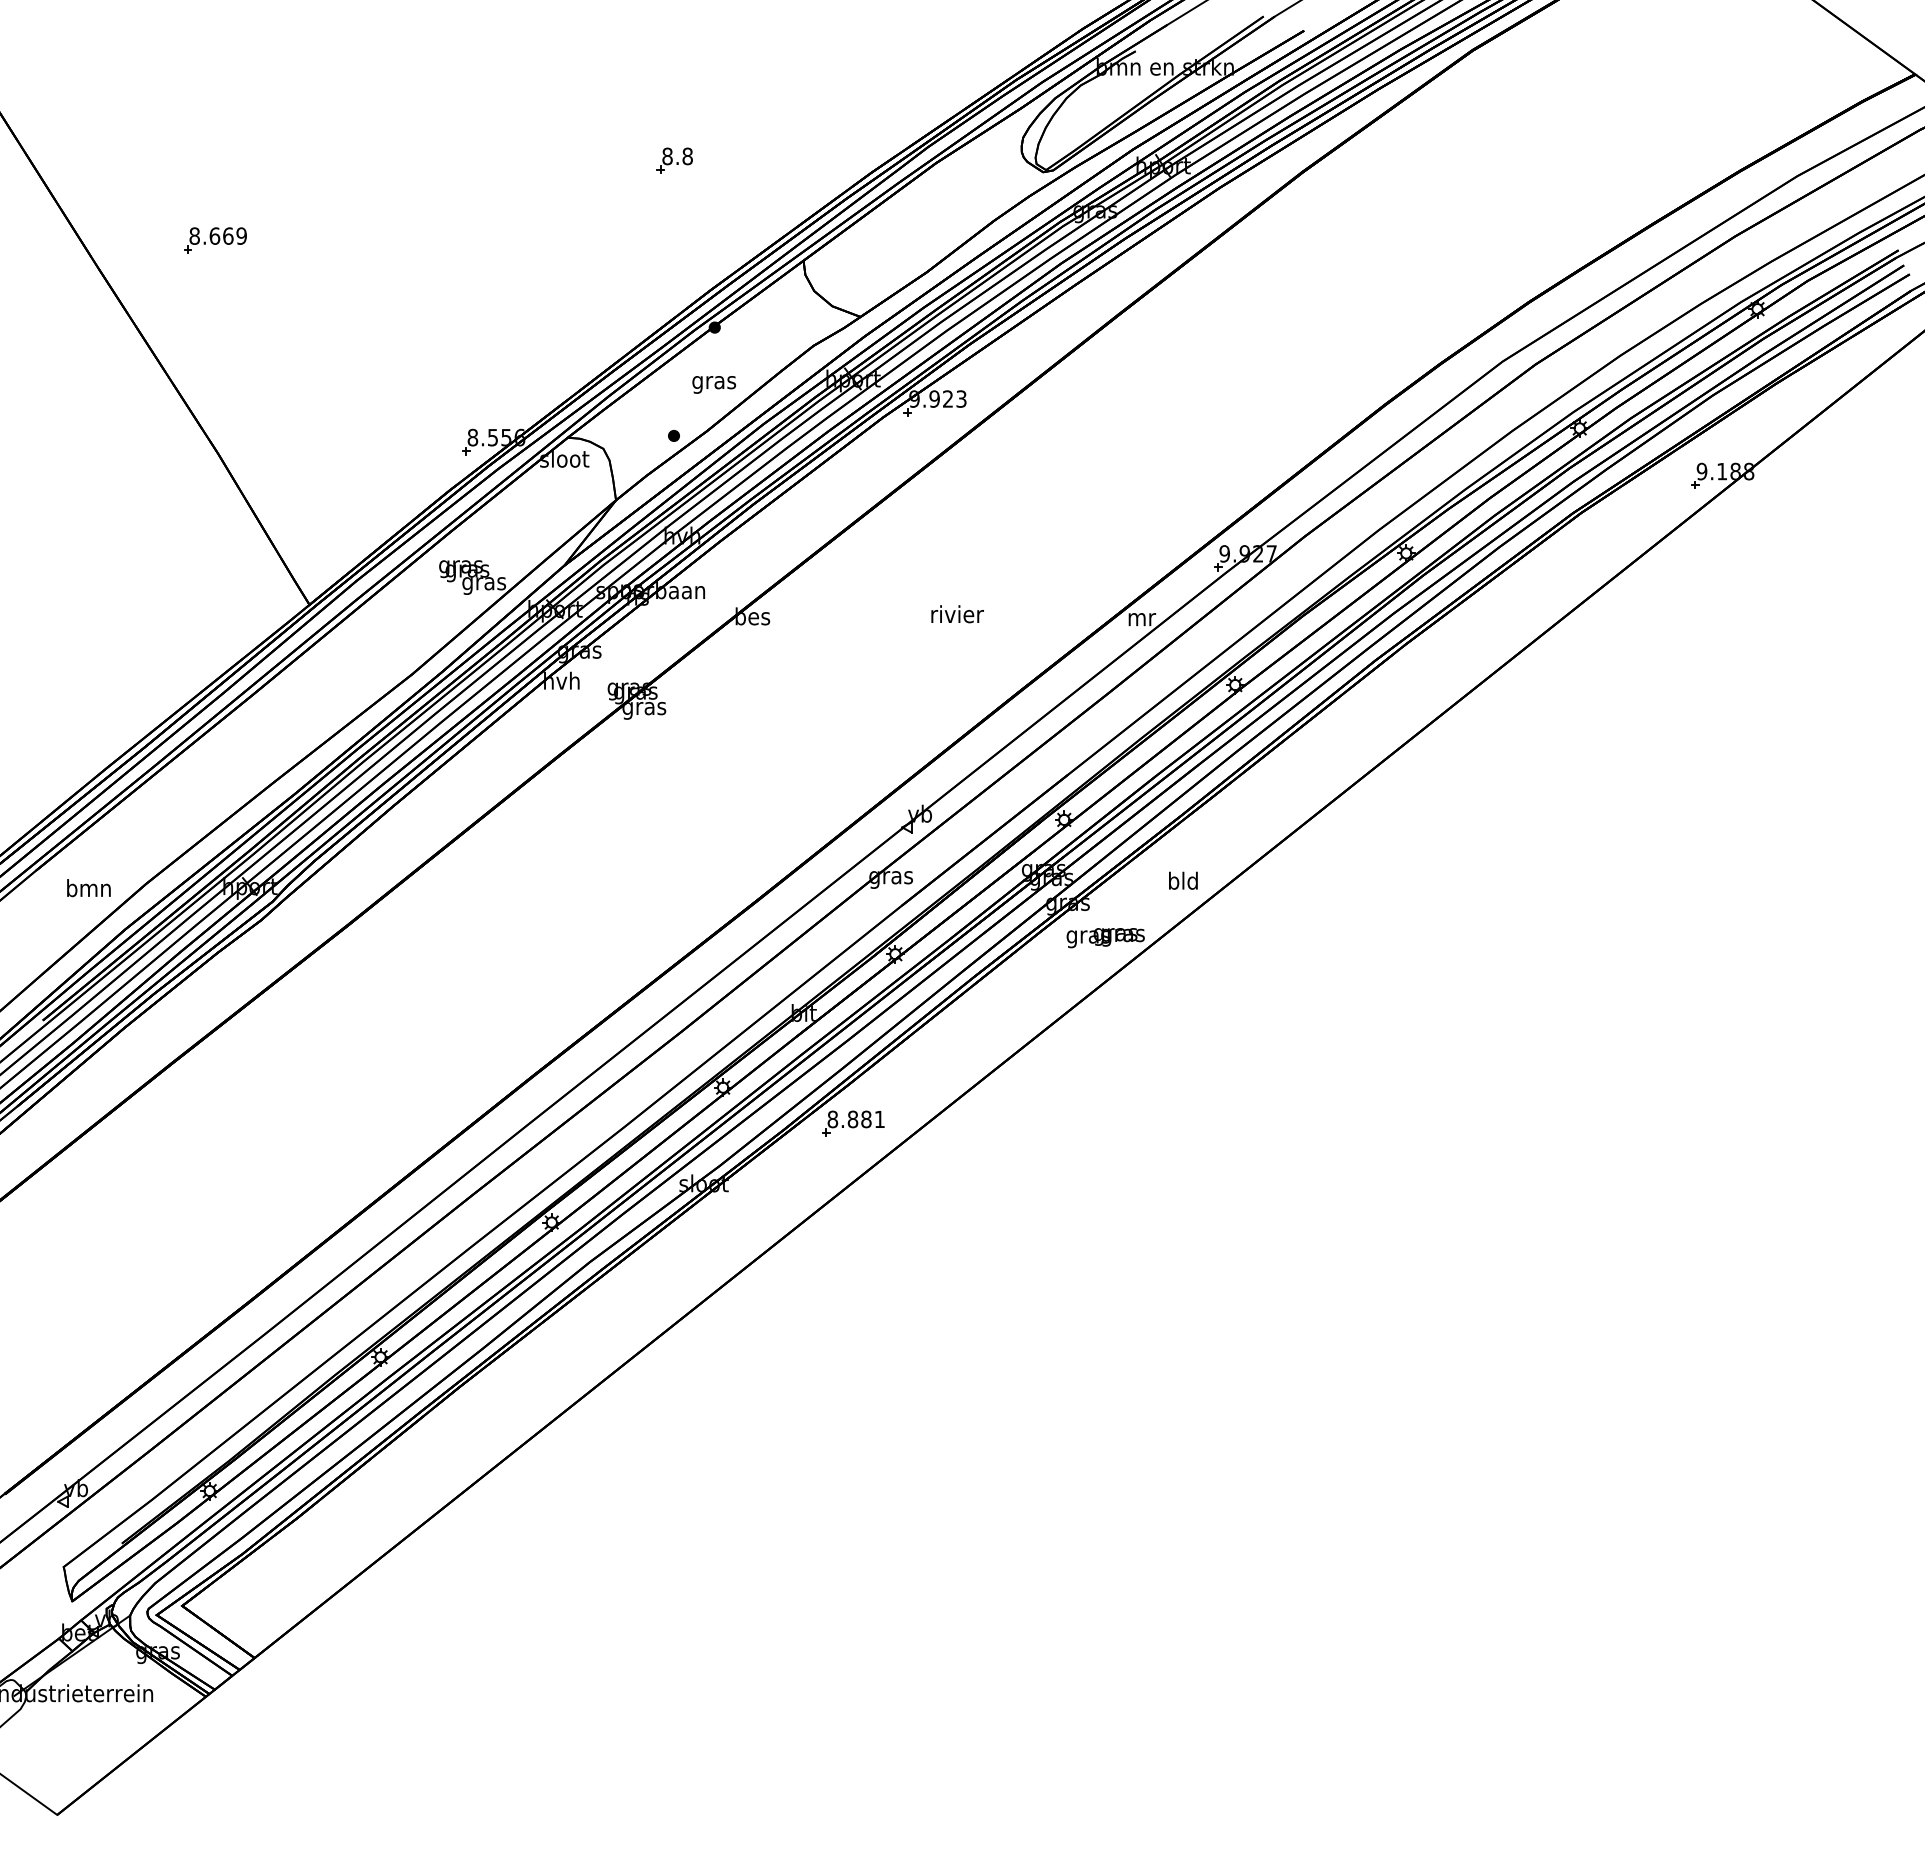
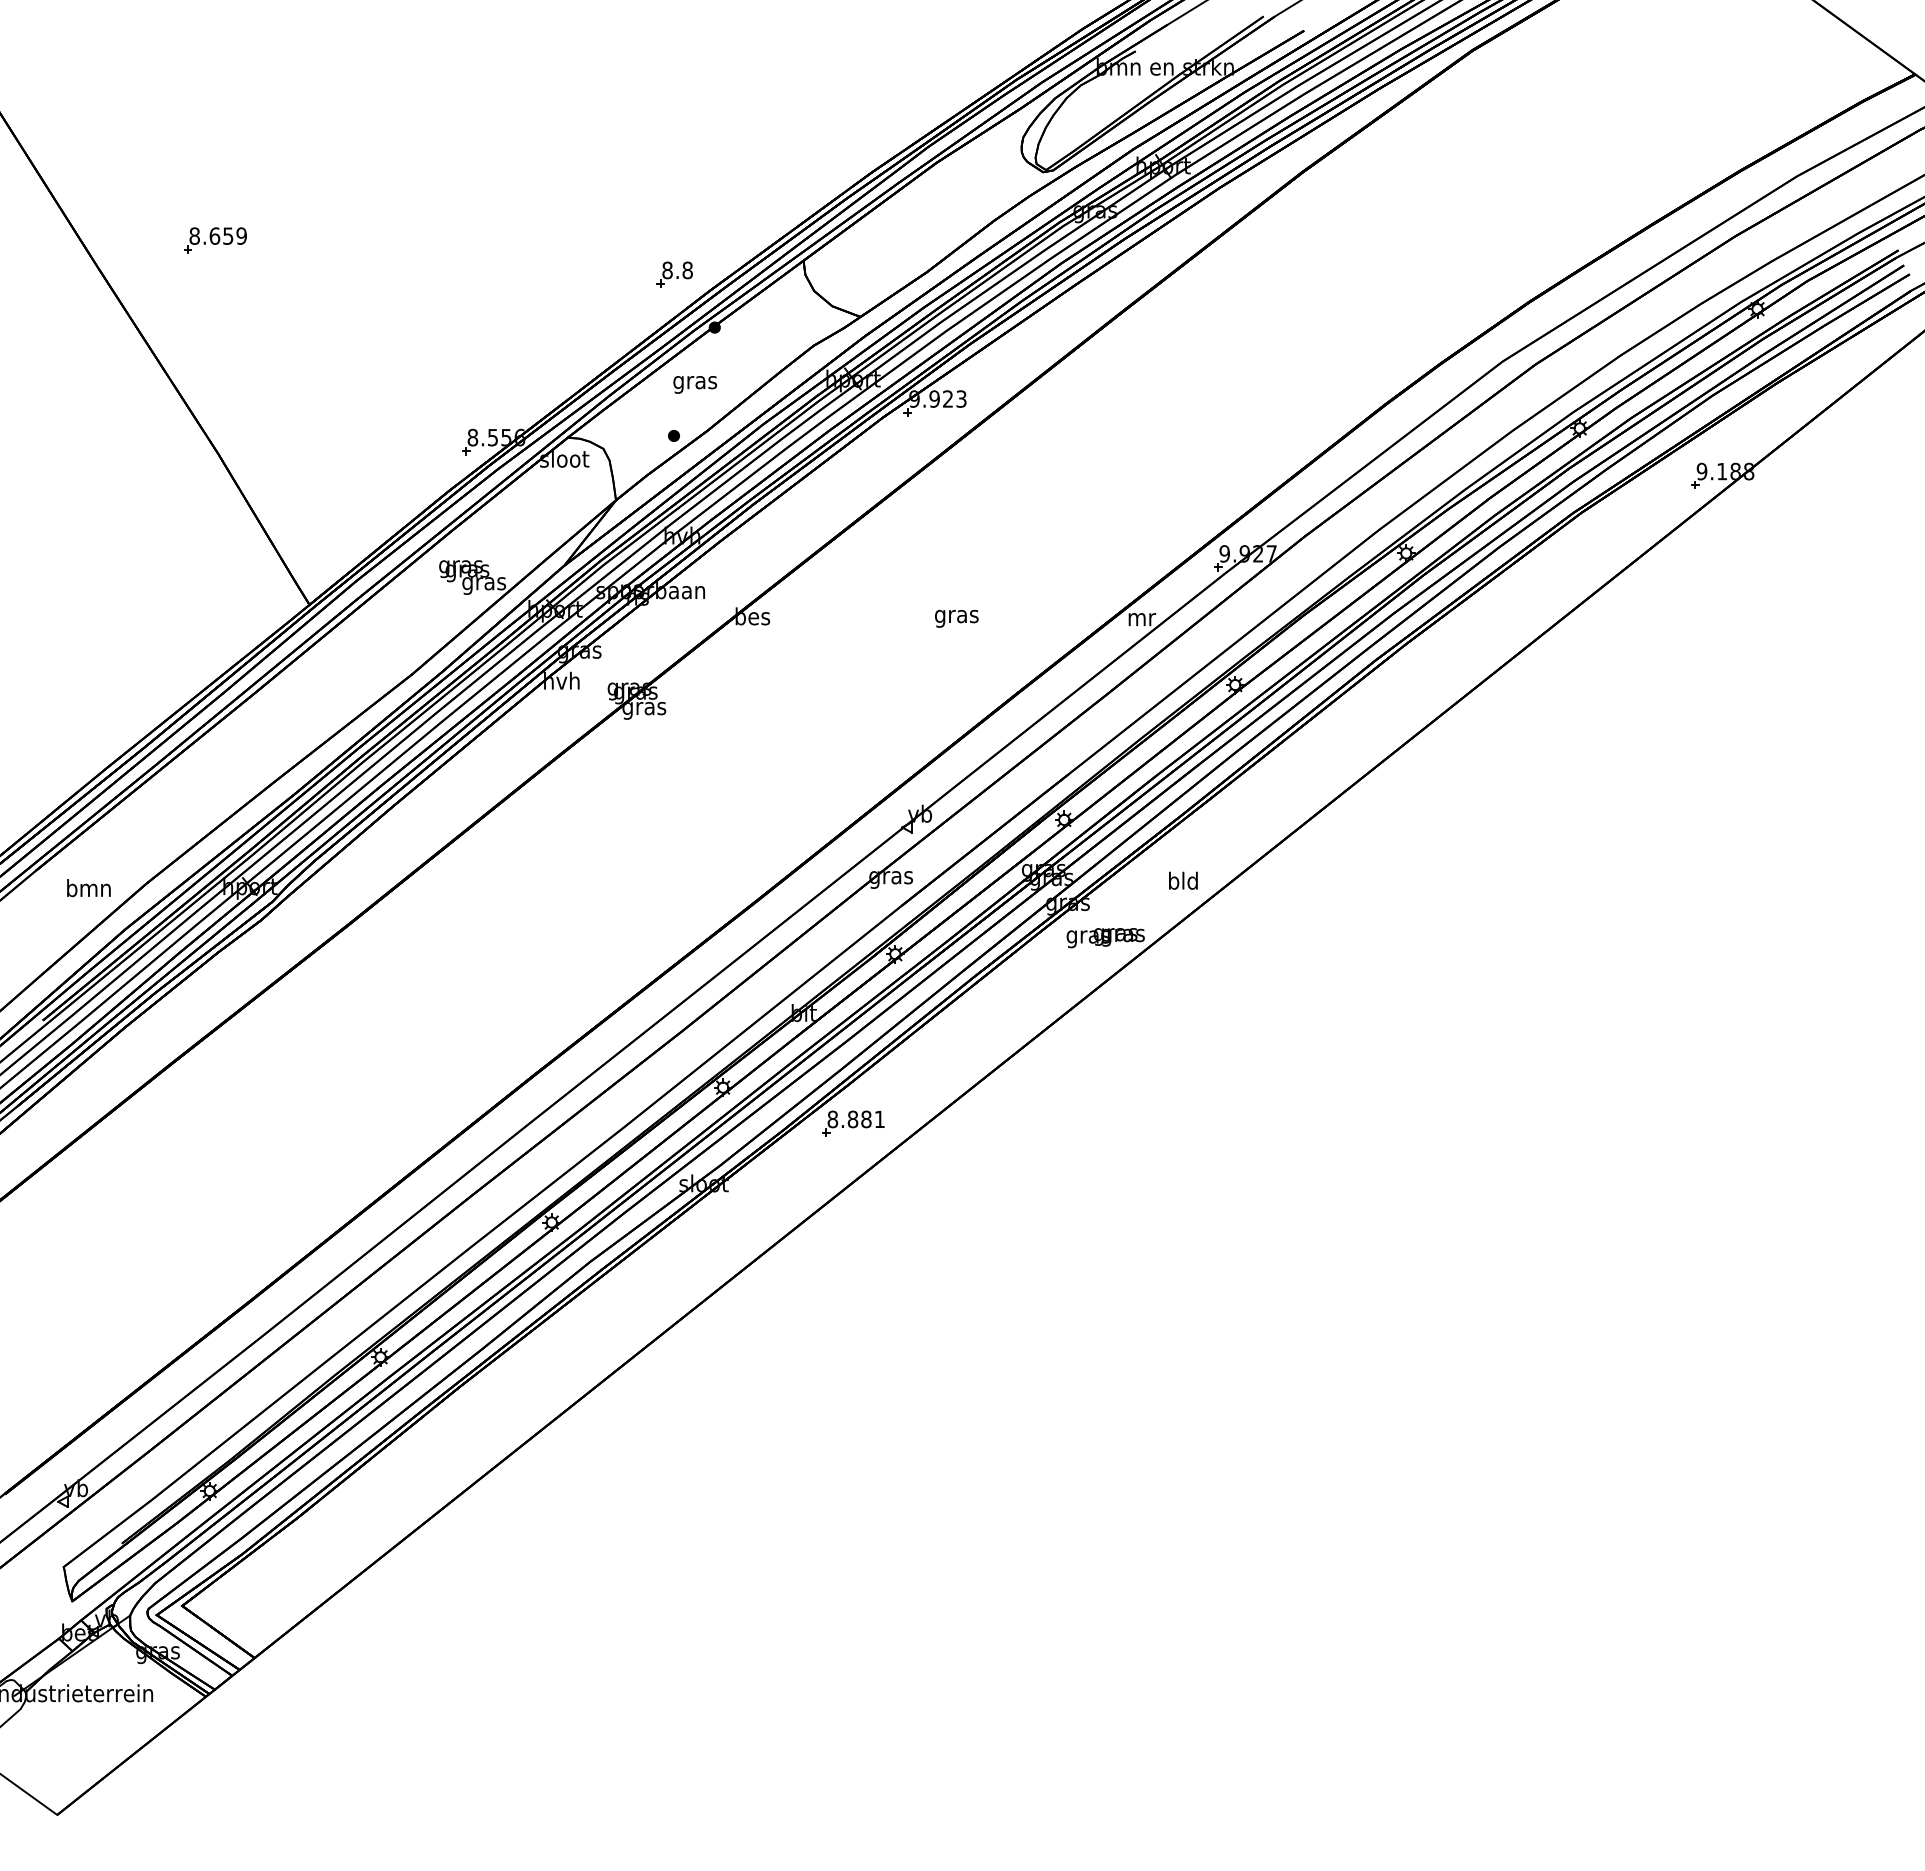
part position: (674, 160) -> (674, 274) (674, 274)
text: 8.669 -> 8.659 (228, 235)
text position: (714, 384) -> (695, 384) (695, 384)
text: rivier -> gras (957, 616)
